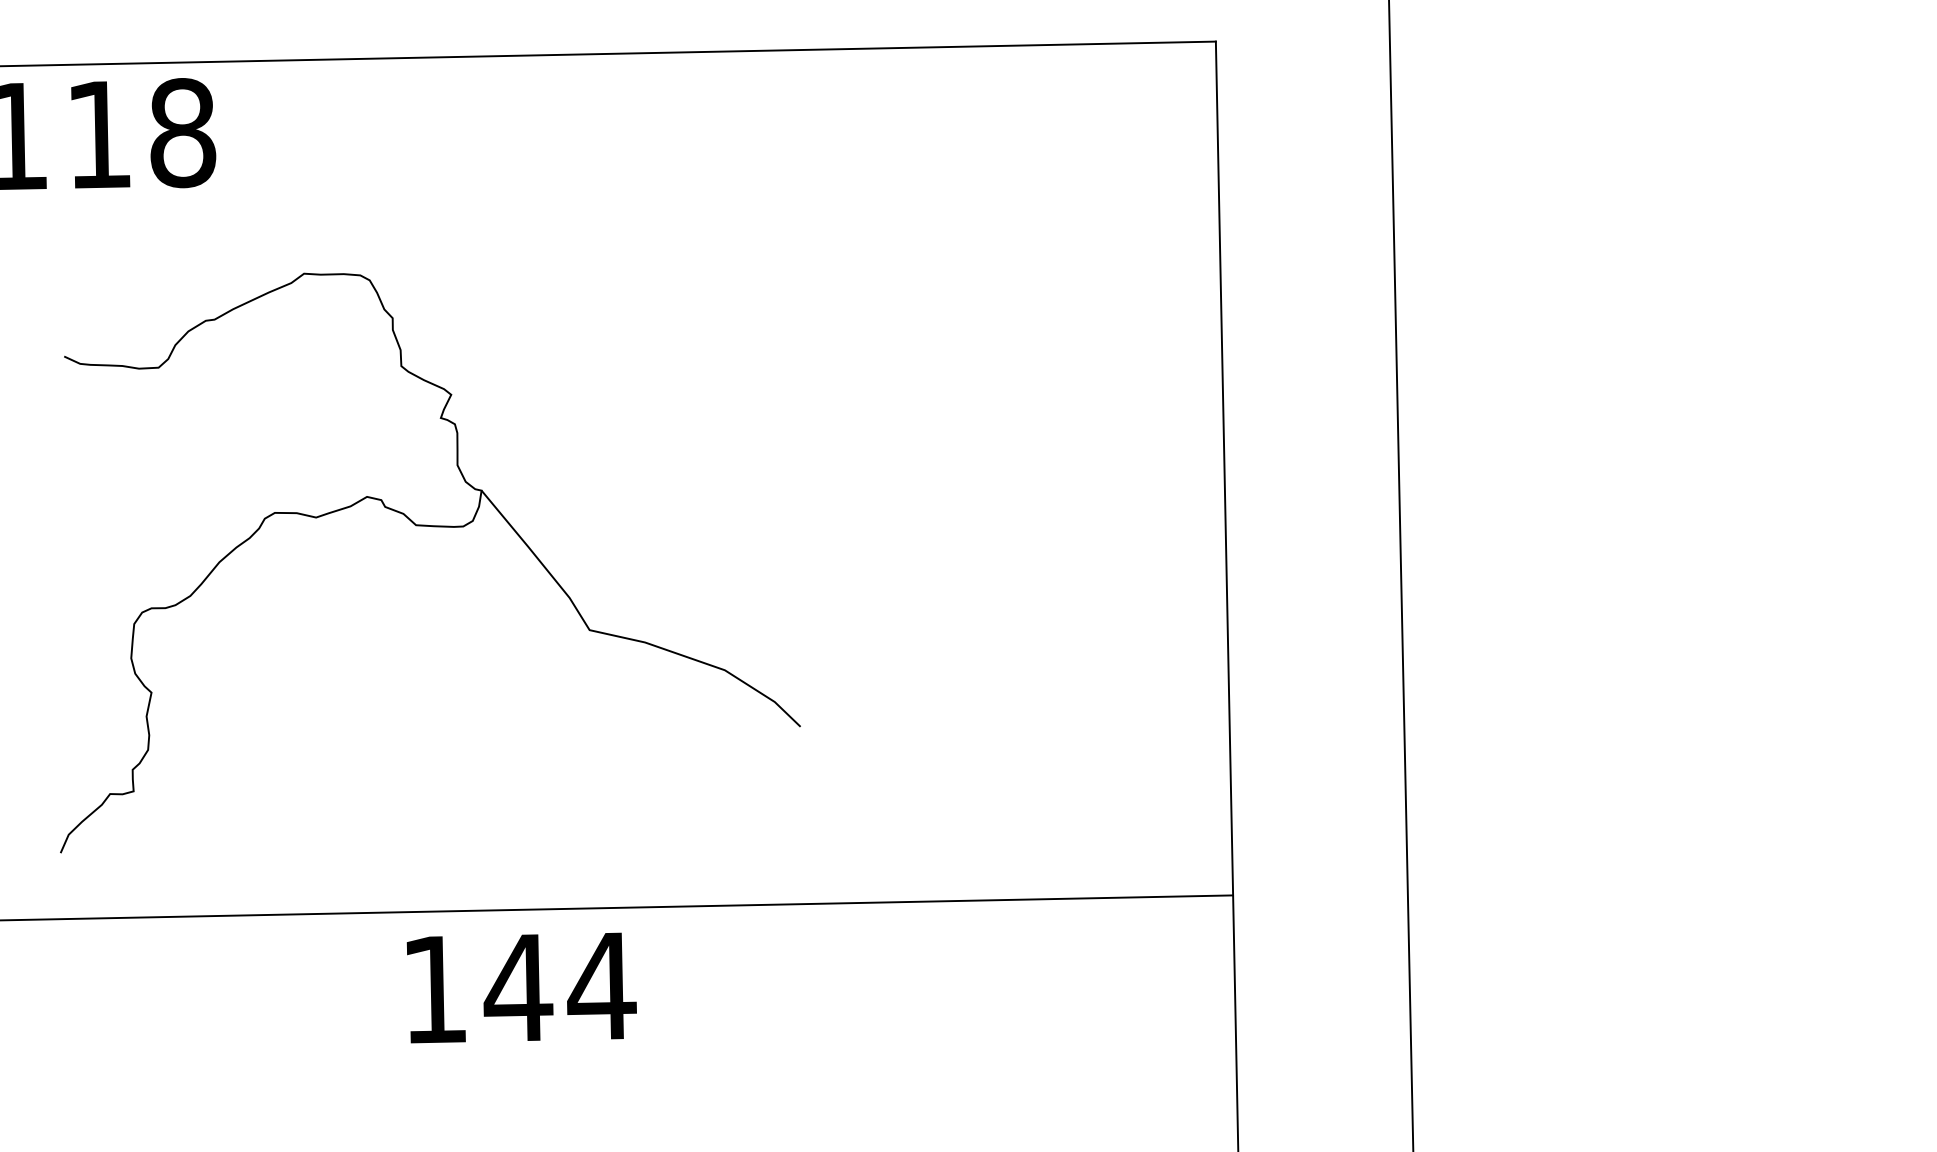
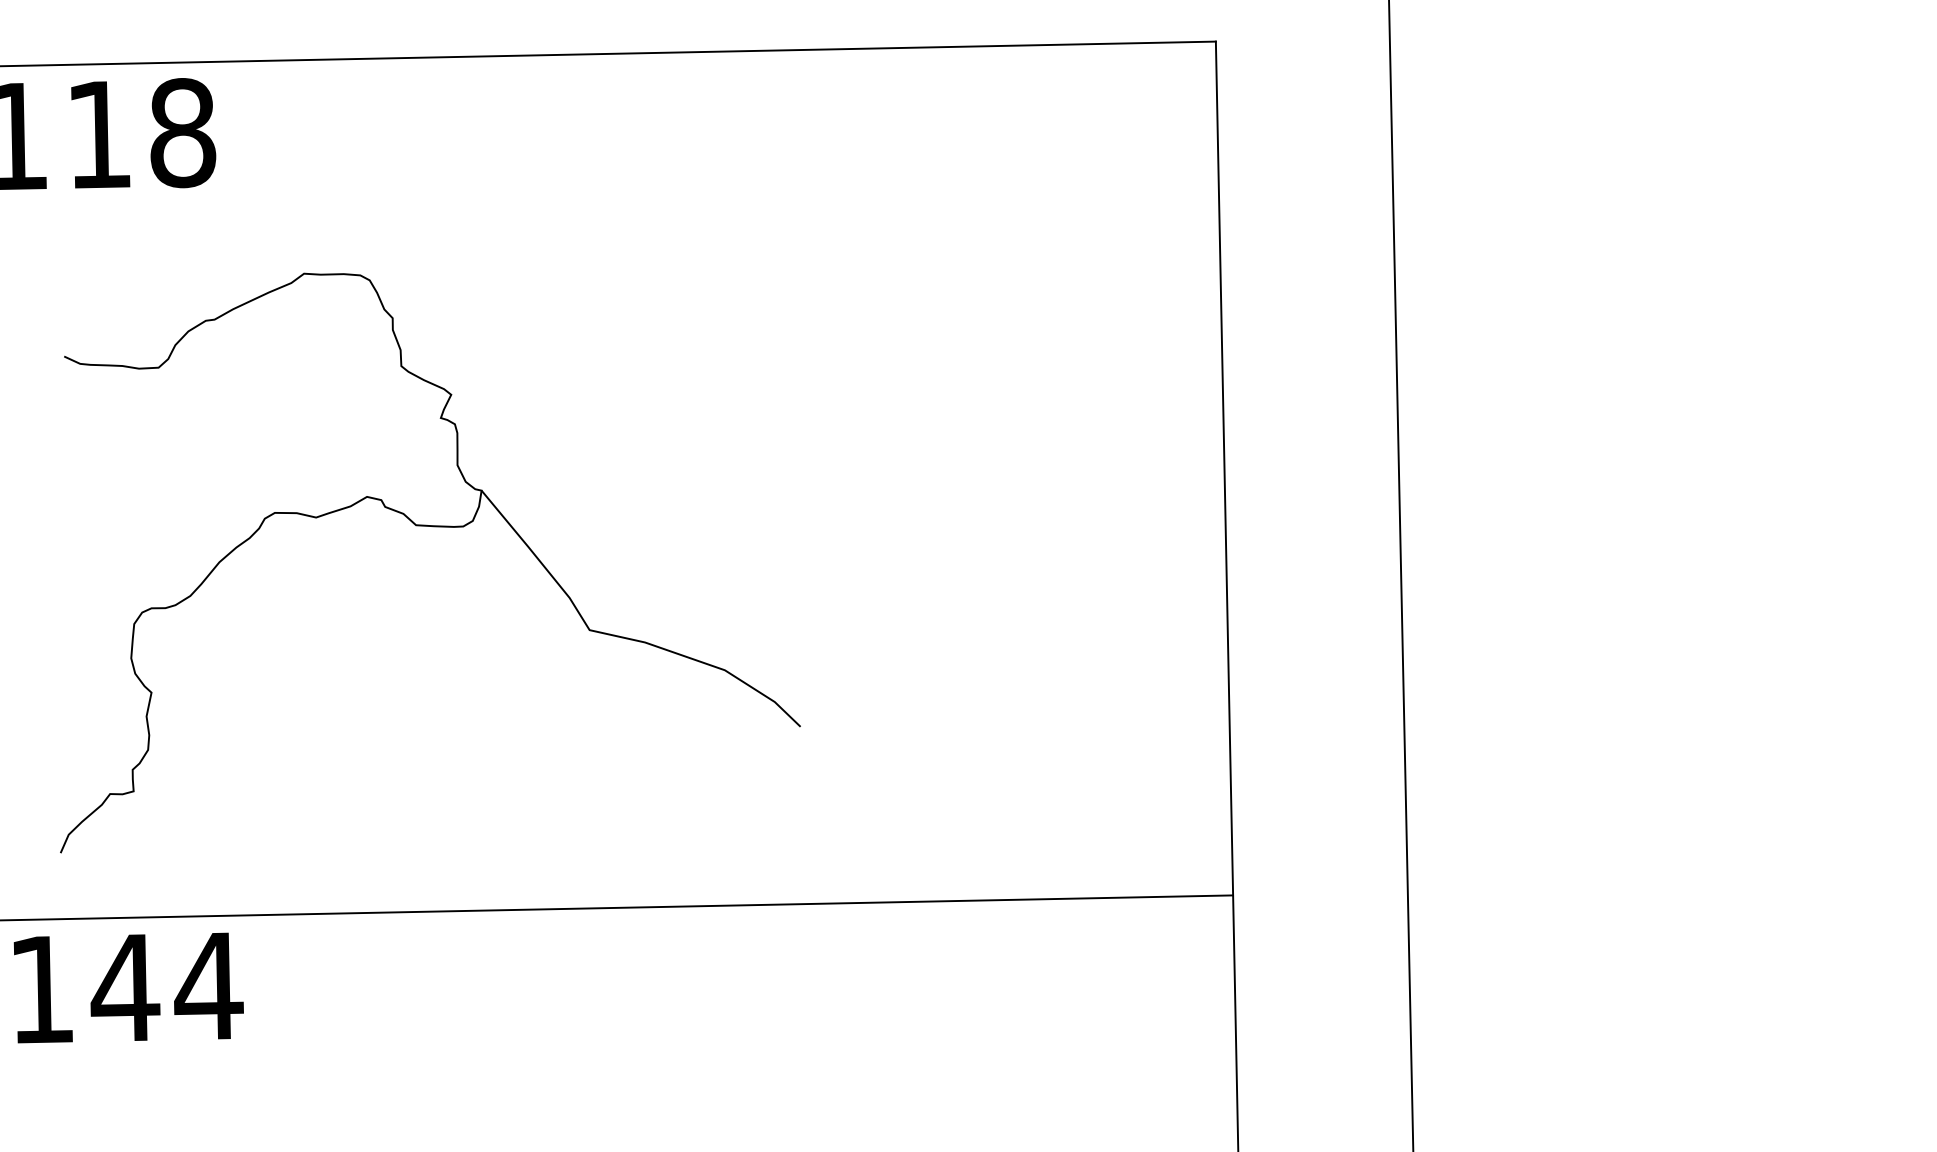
text position: (521, 987) -> (128, 987) (128, 987)
